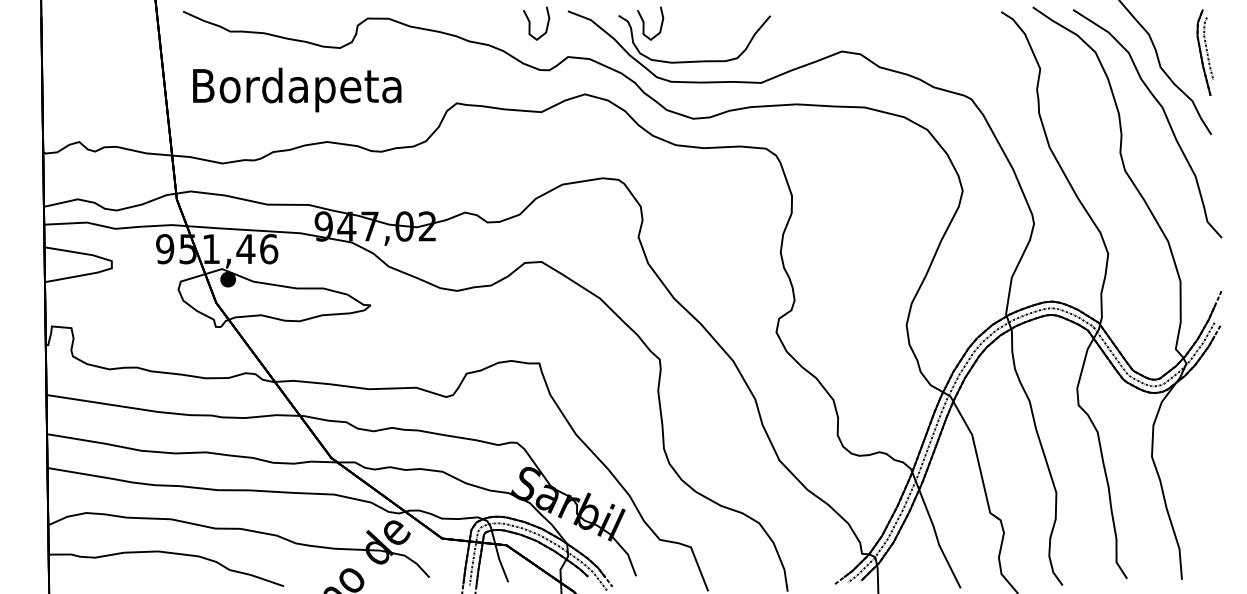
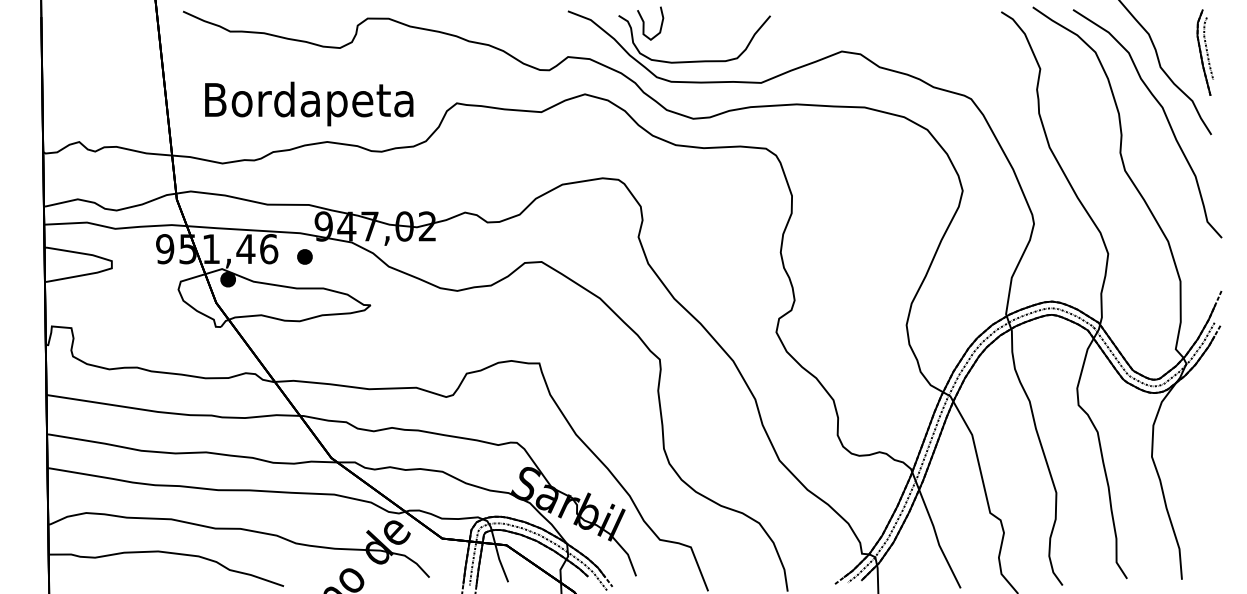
curve: present -> none (530, 23)
text position: (297, 89) -> (309, 103) (309, 103)
part: none -> present (304, 256)
